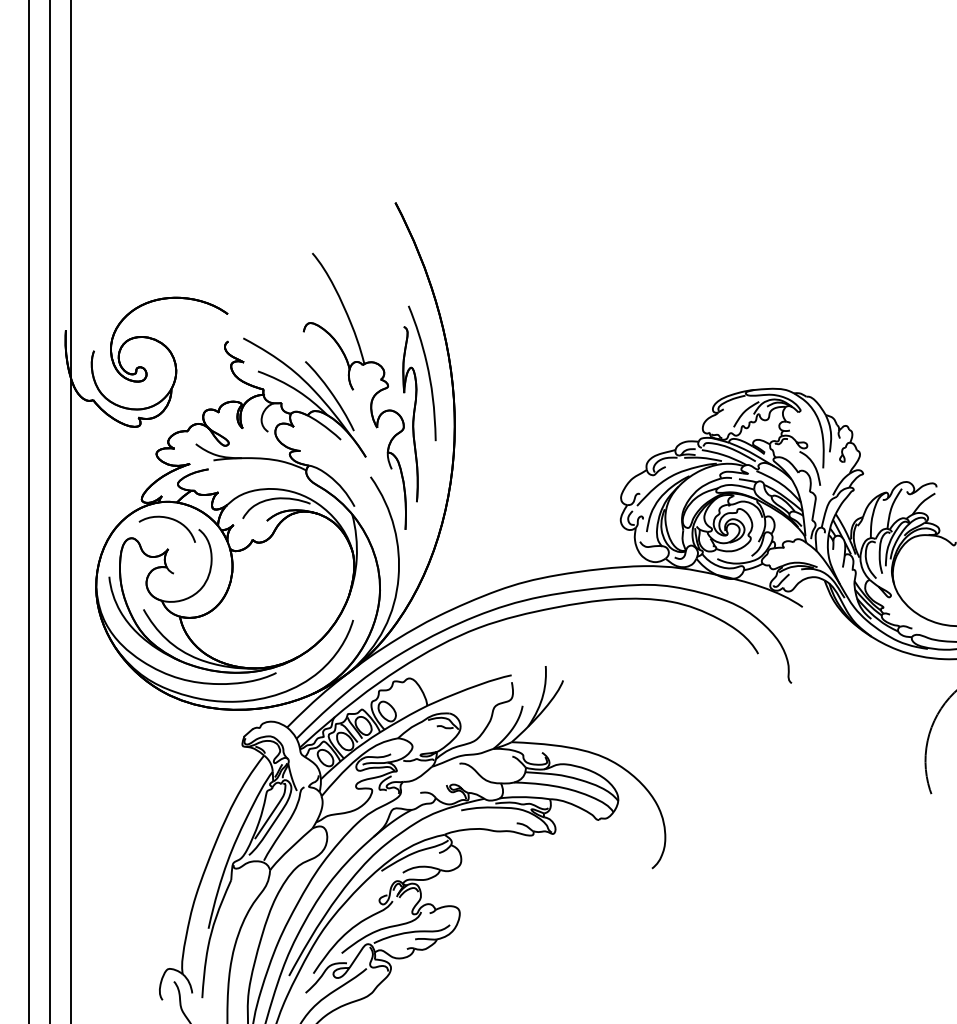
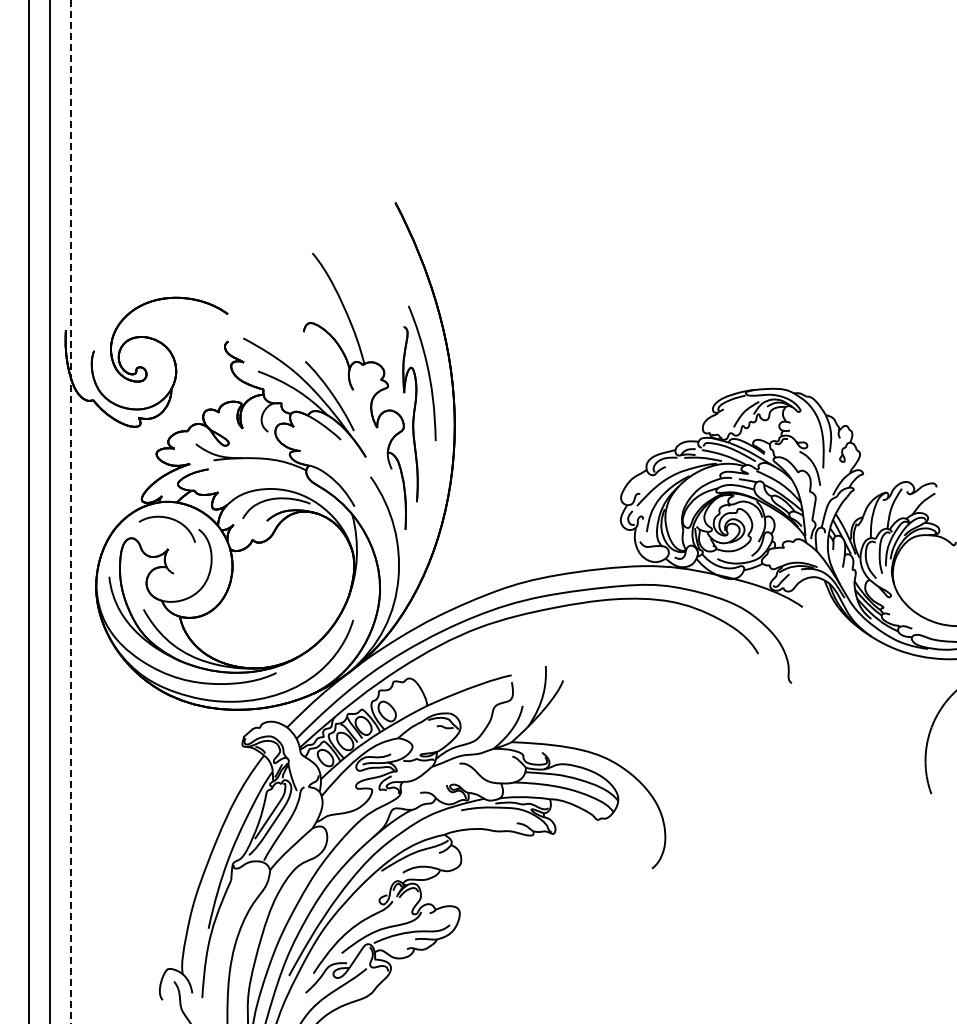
line: solid -> dashed (70, 511)
